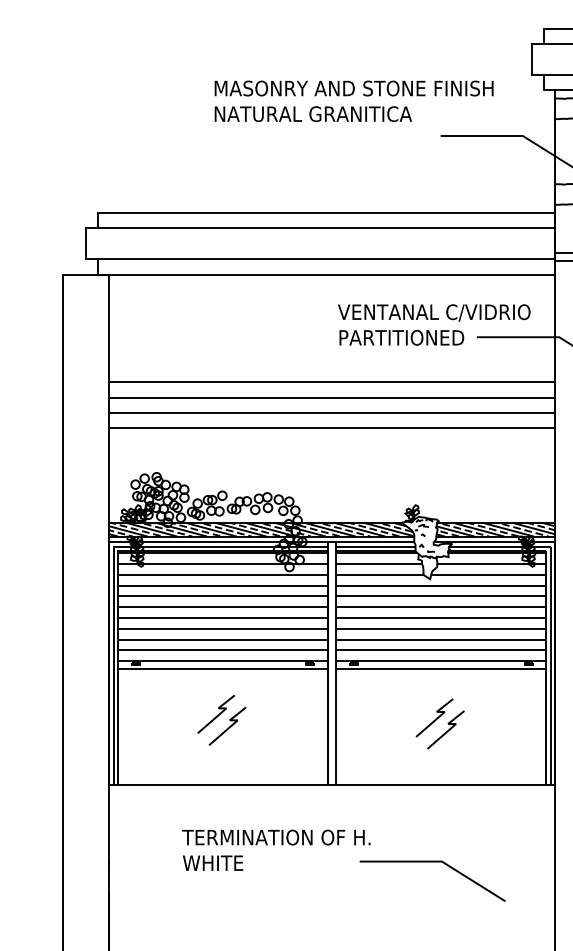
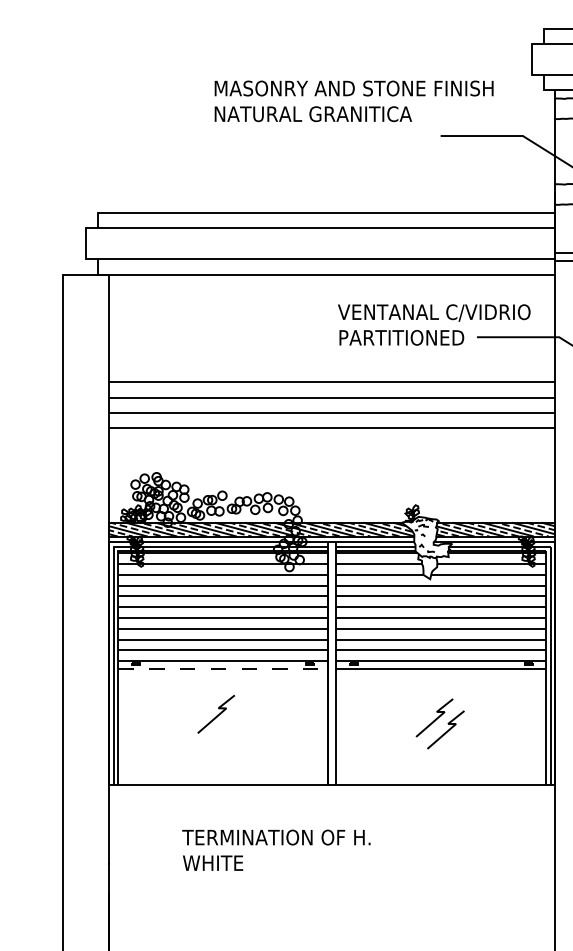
line: solid -> dashed (223, 668)
line: present -> none (229, 726)
line: present -> none (432, 862)
